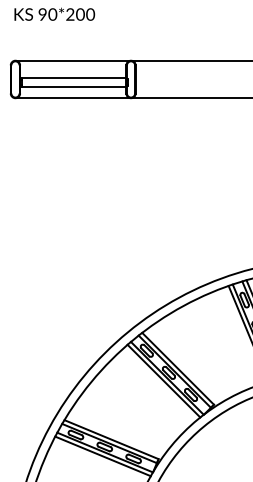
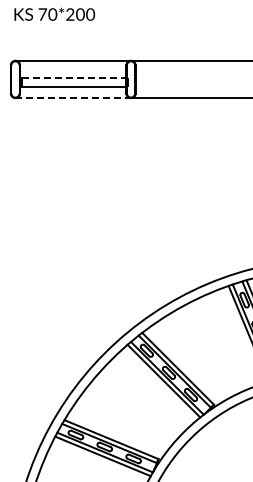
text: 90*200 -> 70*200 (42, 14)
line: solid -> dashed (74, 77)
line: solid -> dashed (73, 98)
